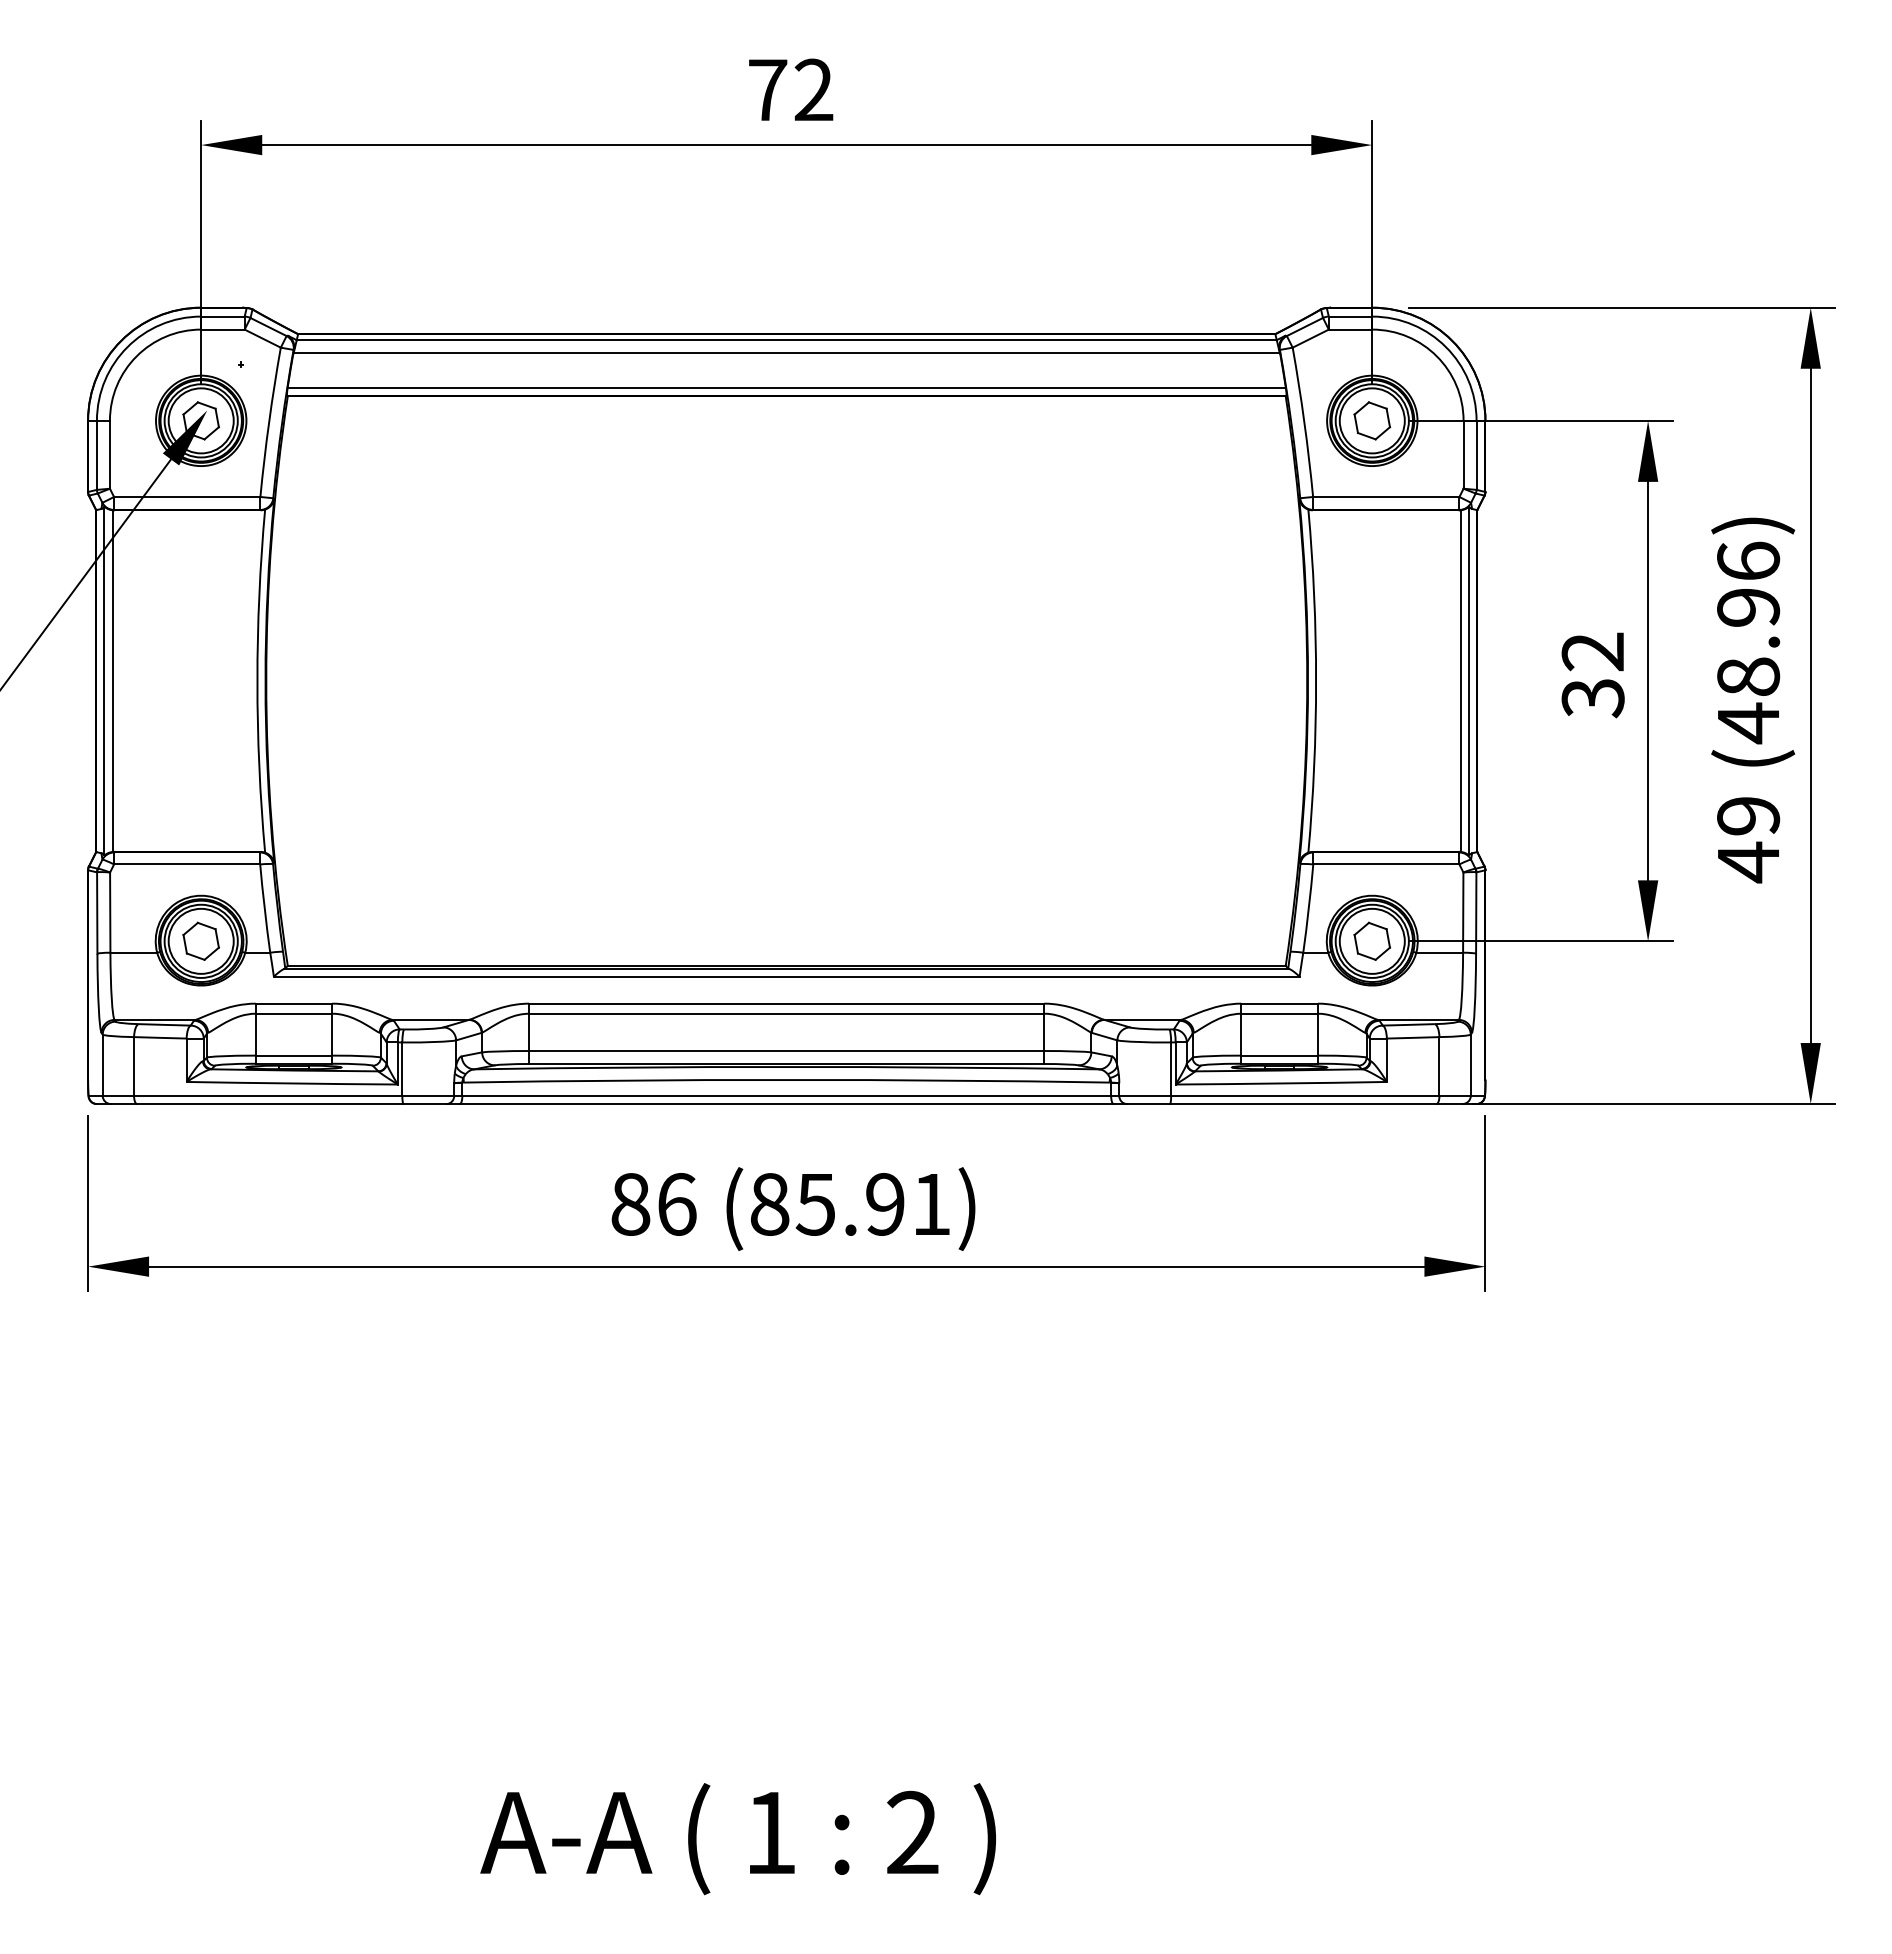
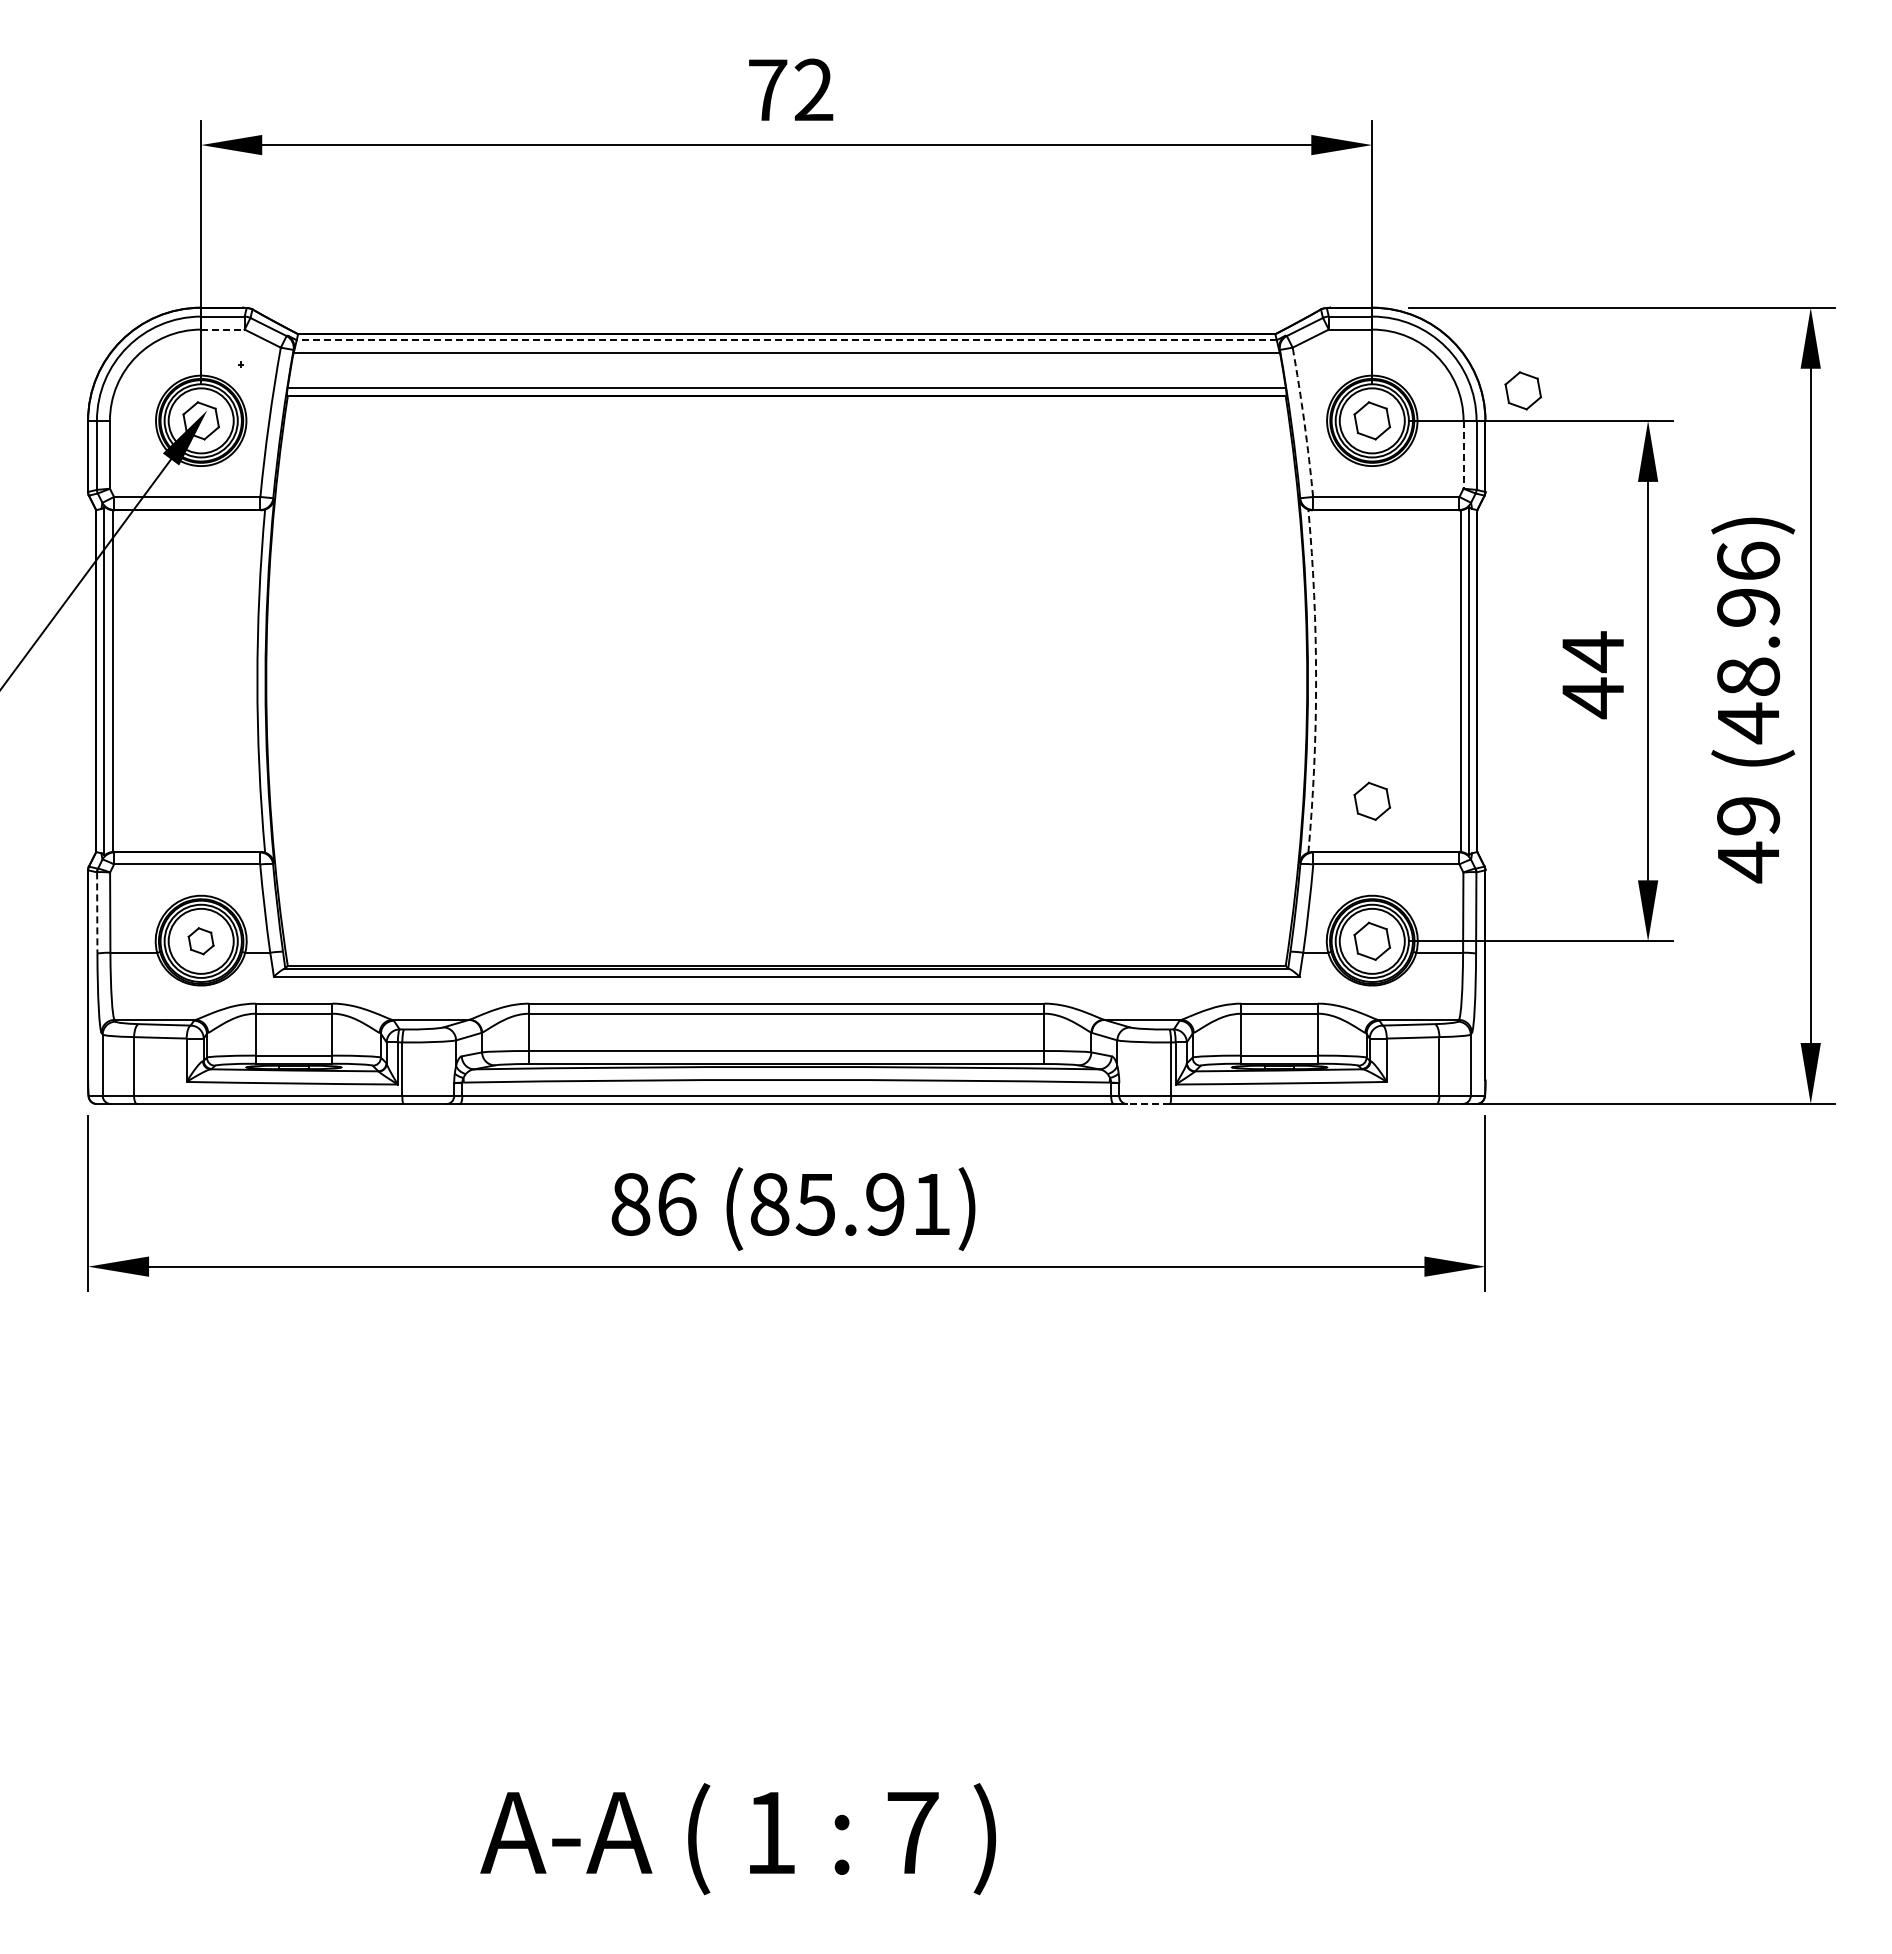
line: solid -> dashed (222, 329)
line: solid -> dashed (786, 340)
part: none -> present (1523, 390)
arc: solid -> dashed (1304, 422)
line: solid -> dashed (1463, 454)
text: 32 -> 44 (1592, 675)
arc: solid -> dashed (1316, 681)
part: none -> present (1371, 800)
line: solid -> dashed (97, 913)
part size: 38x40 px -> 28x29 px (200, 941)
line: solid -> dashed (1148, 1104)
text: 2 -> 7 (912, 1831)
